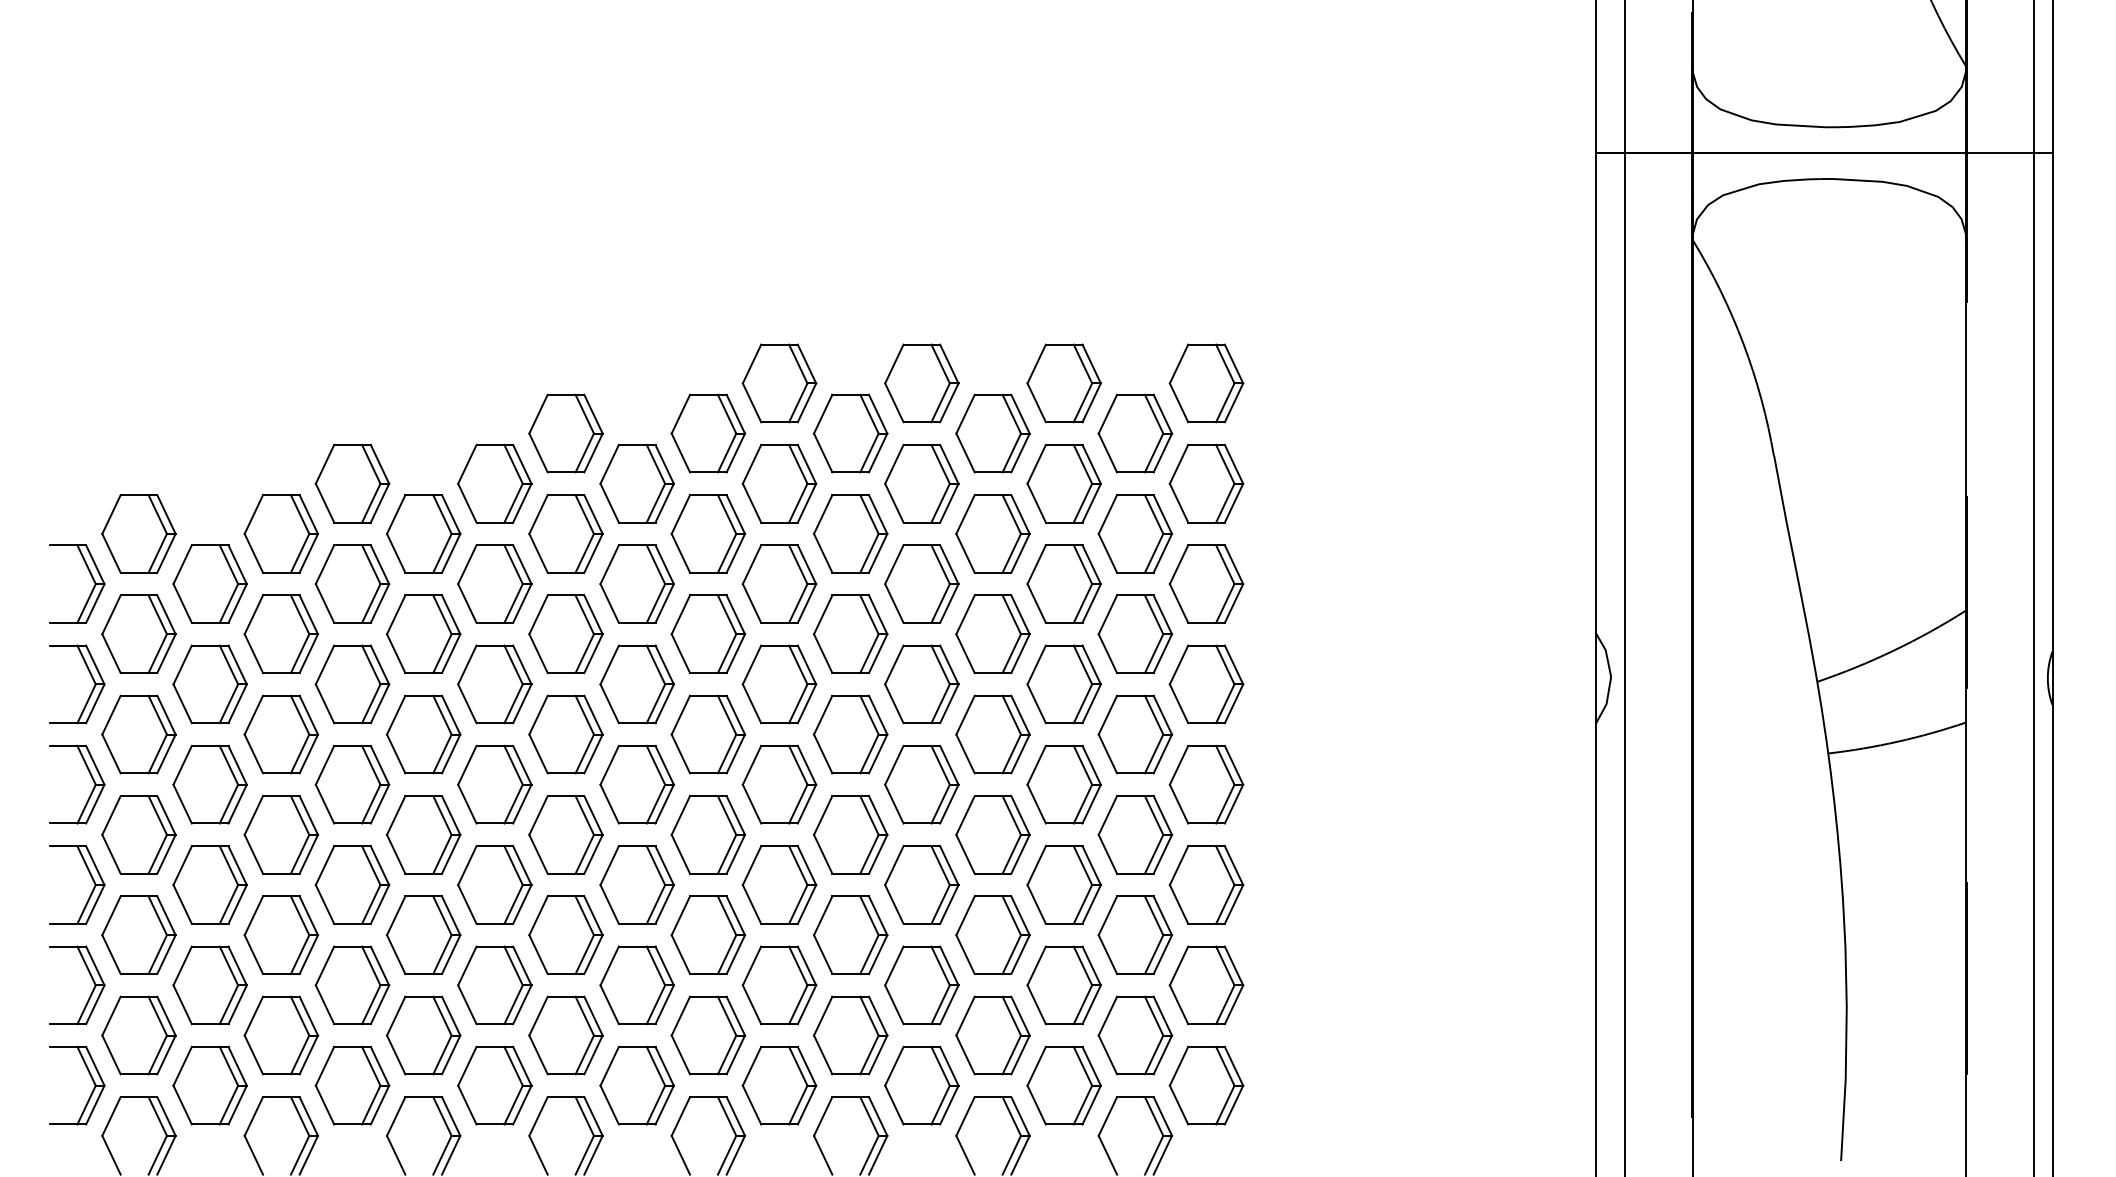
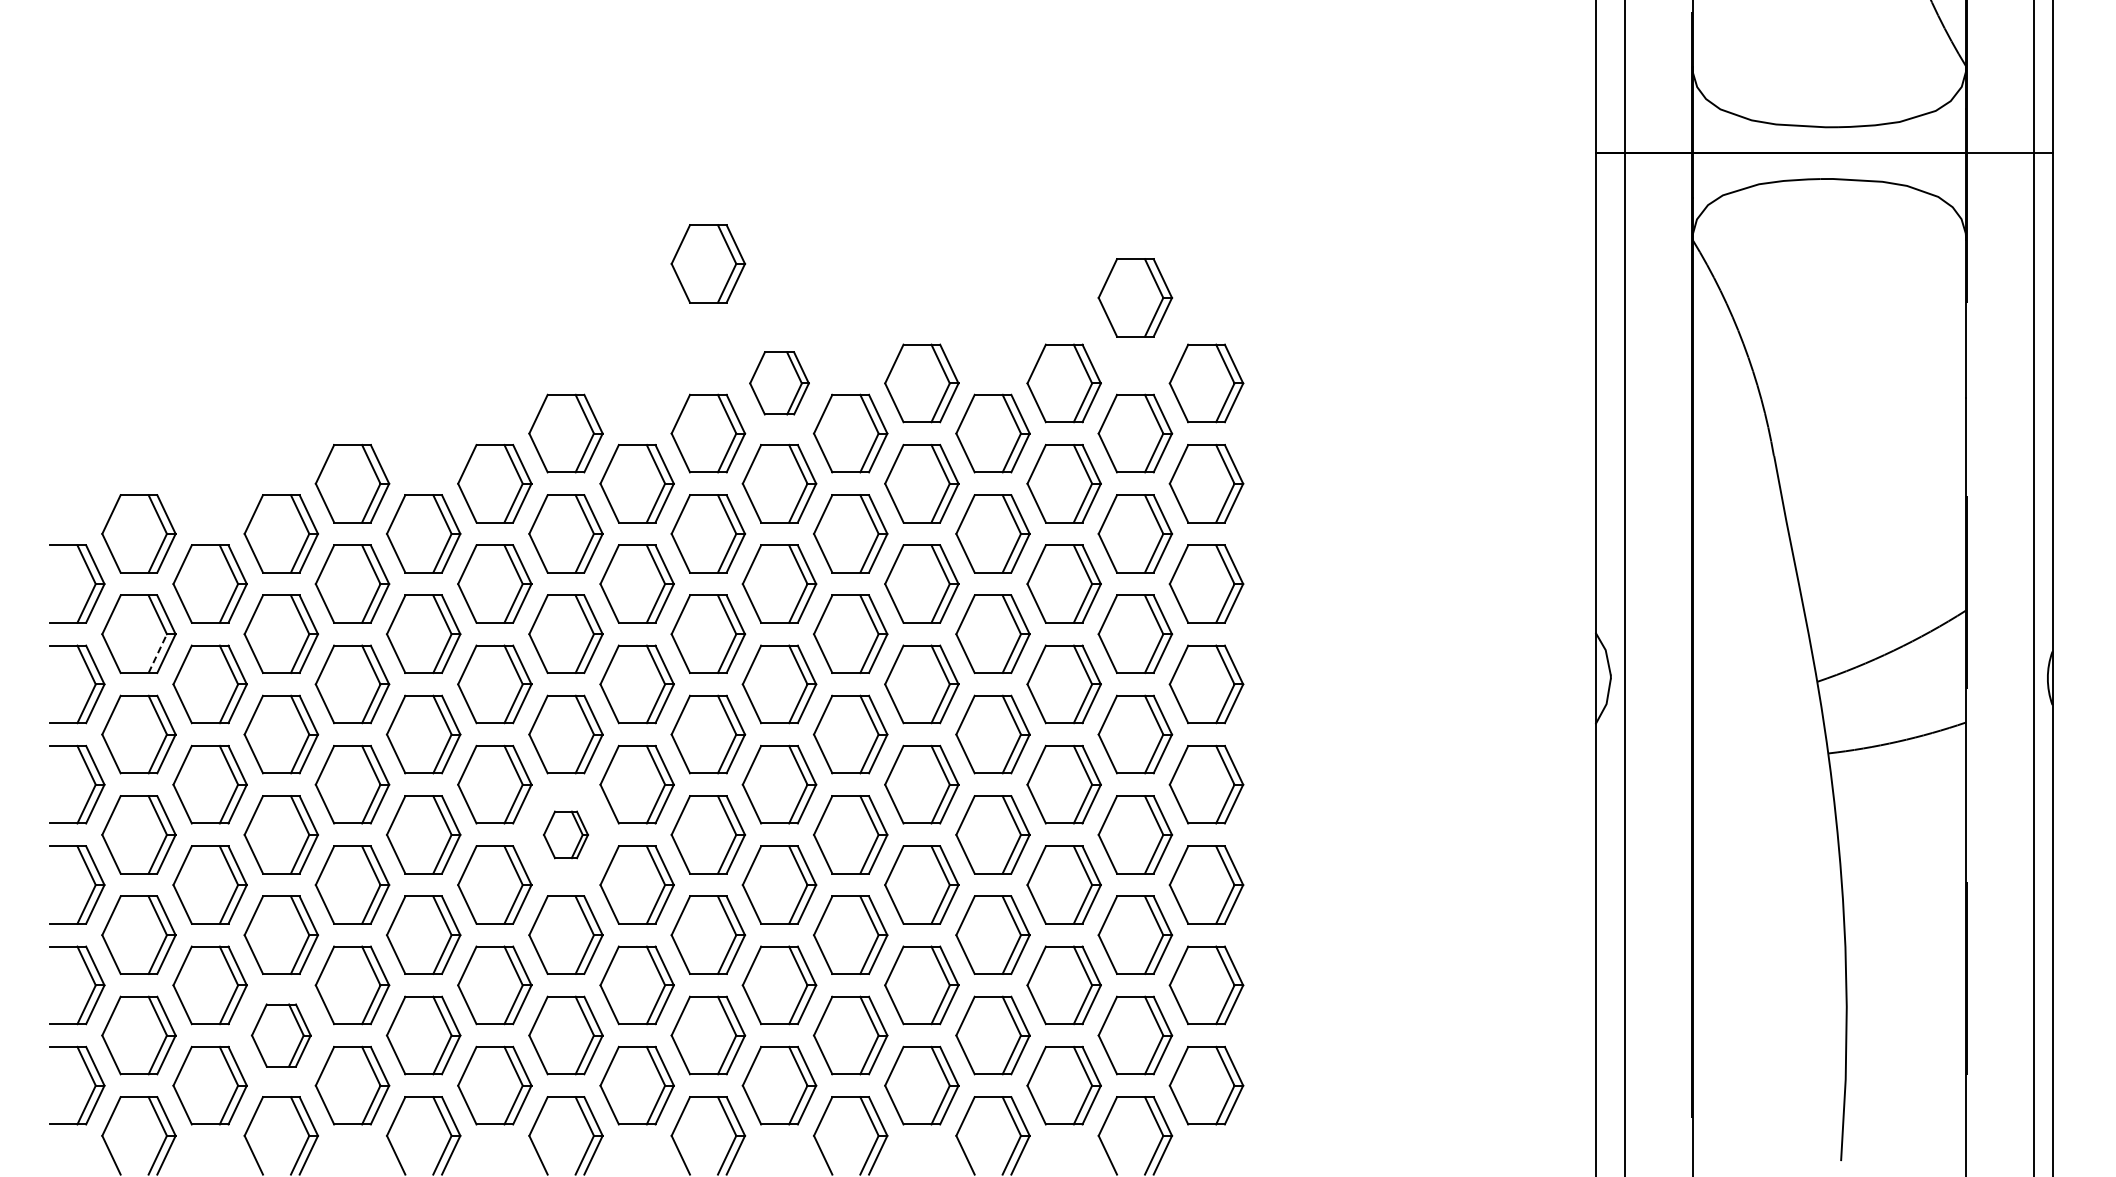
part: none -> present (708, 263)
part: none -> present (1135, 297)
part size: 77x81 px -> 61x65 px (779, 383)
line: solid -> dashed (158, 653)
part size: 76x80 px -> 47x50 px (566, 834)
part size: 77x81 px -> 62x65 px (280, 1035)
